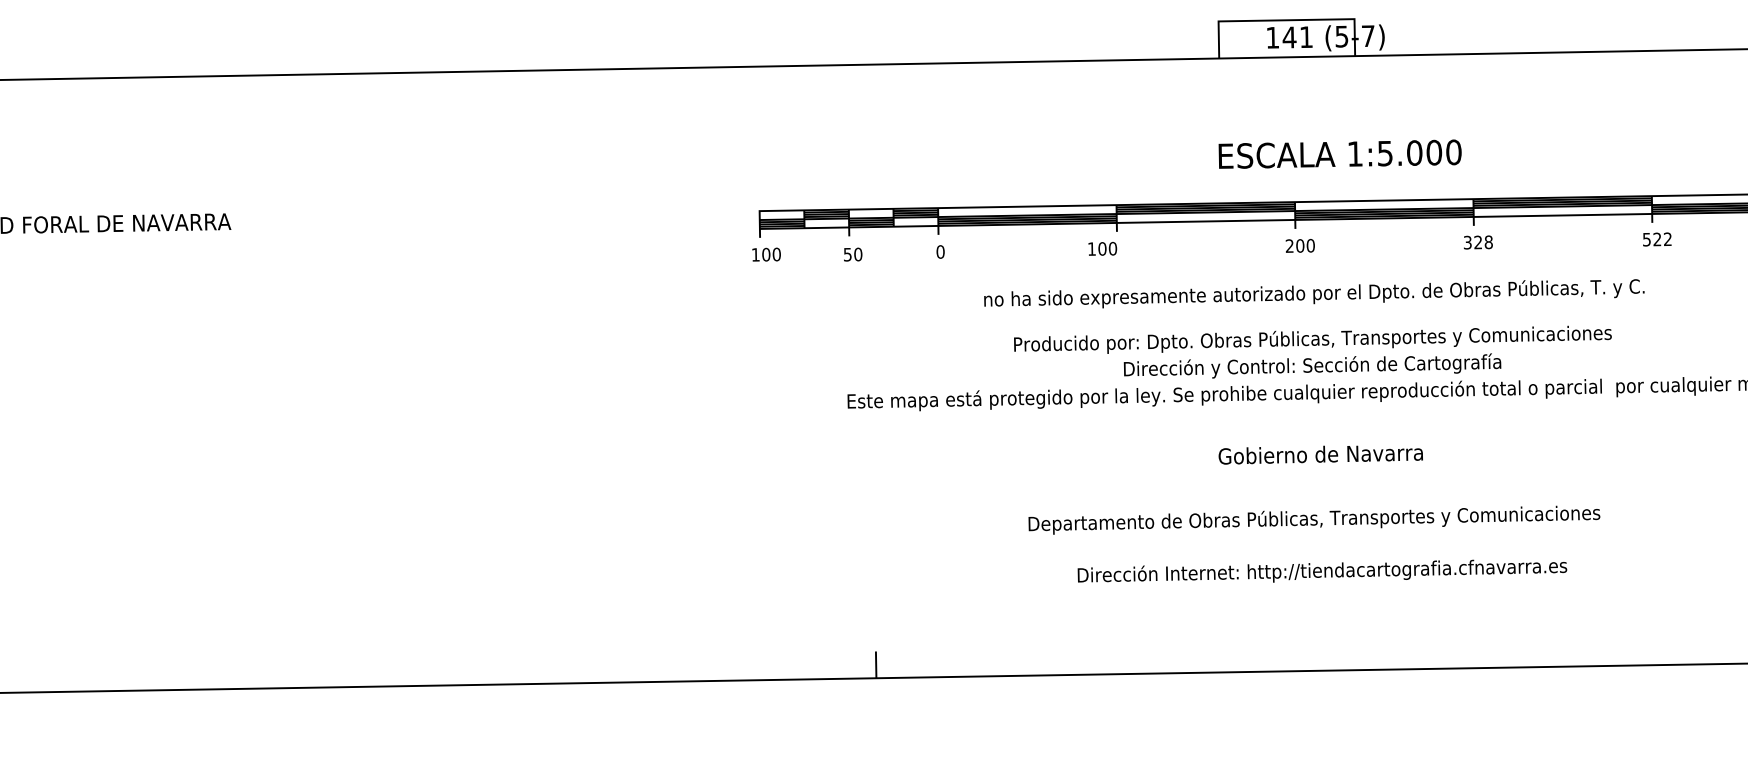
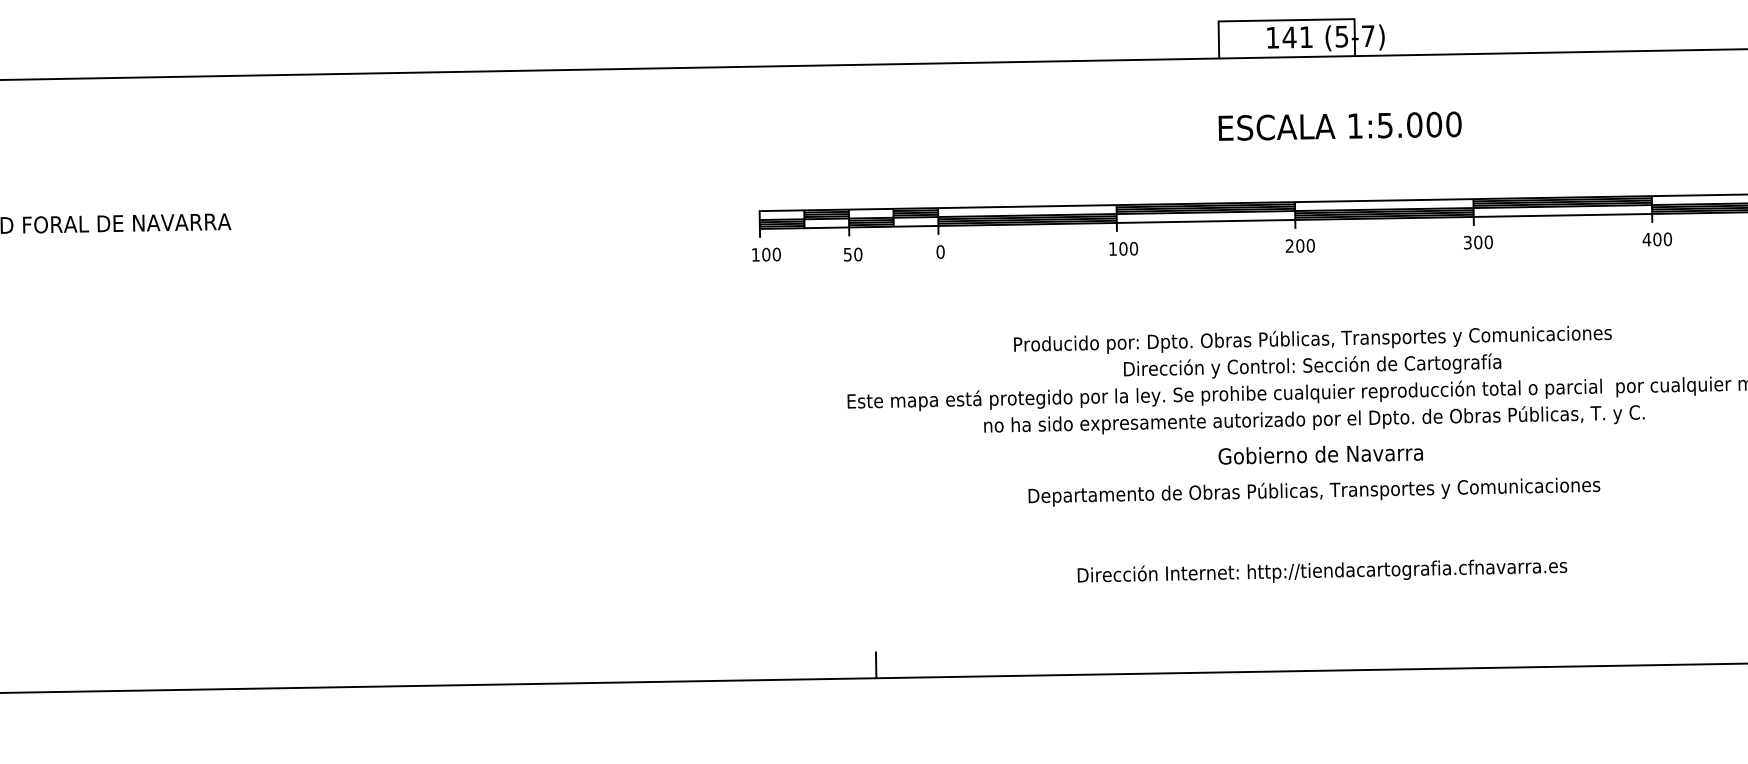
text position: (1339, 153) -> (1339, 125) (1339, 125)
text: 522 -> 400 (1657, 239)
text: 328 -> 300 (1483, 242)
text position: (1102, 248) -> (1123, 248) (1123, 248)
text position: (1314, 293) -> (1314, 419) (1314, 419)
text position: (1314, 519) -> (1314, 491) (1314, 491)
